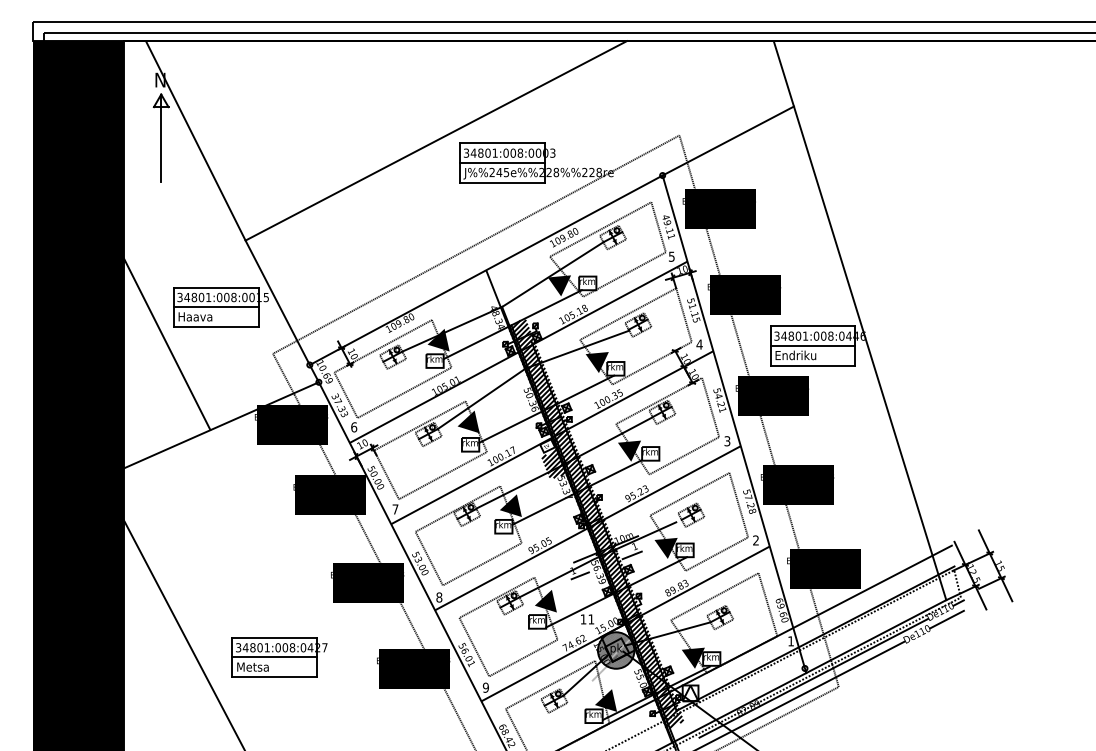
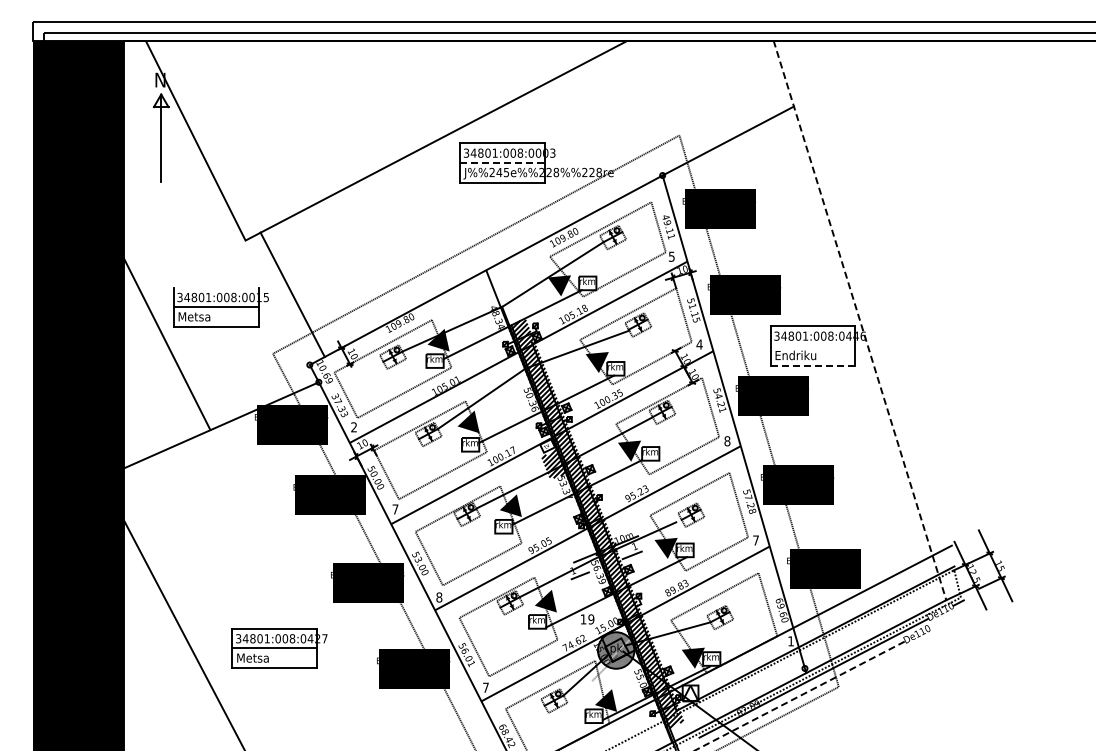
line: solid -> dashed (503, 162)
line: present -> none (215, 287)
line position: (277, 302) -> (292, 294) (292, 294)
text: Haava -> Metsa (195, 316)
line: solid -> dashed (859, 320)
line: present -> none (812, 345)
line: solid -> dashed (813, 365)
text: 6 -> 2 (354, 427)
text: 3 -> 8 (727, 441)
text: 2 -> 7 (755, 540)
text: 11 -> 19 (591, 619)
line: present -> none (946, 619)
part position: (279, 657) -> (279, 648) (279, 648)
text: 9 -> 7 (485, 687)
line: solid -> dashed (799, 696)
